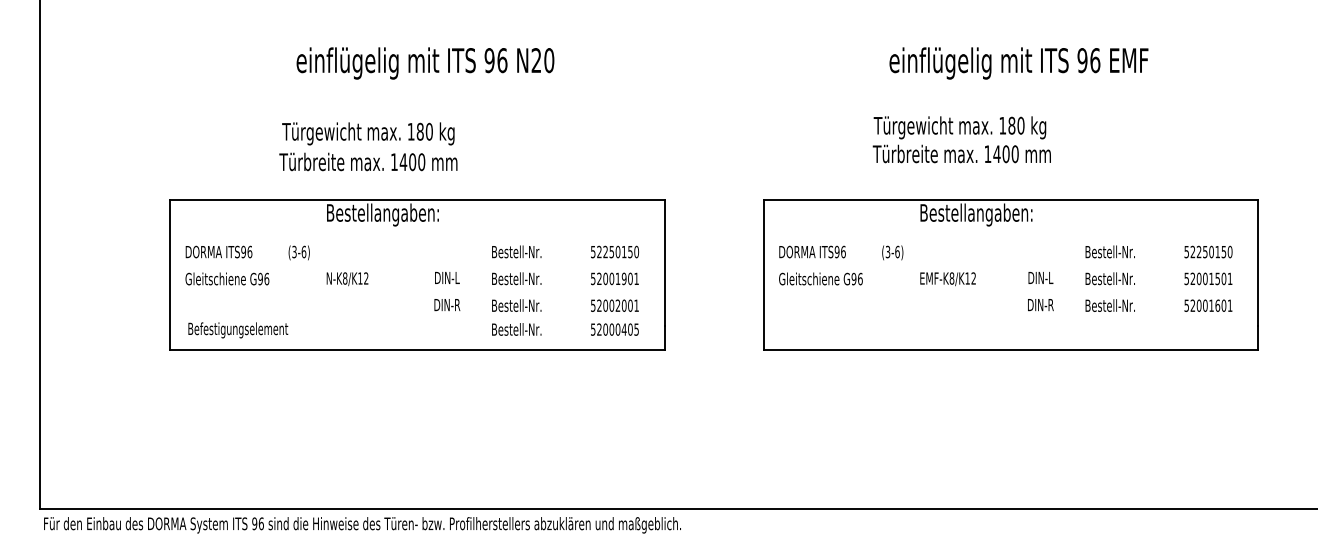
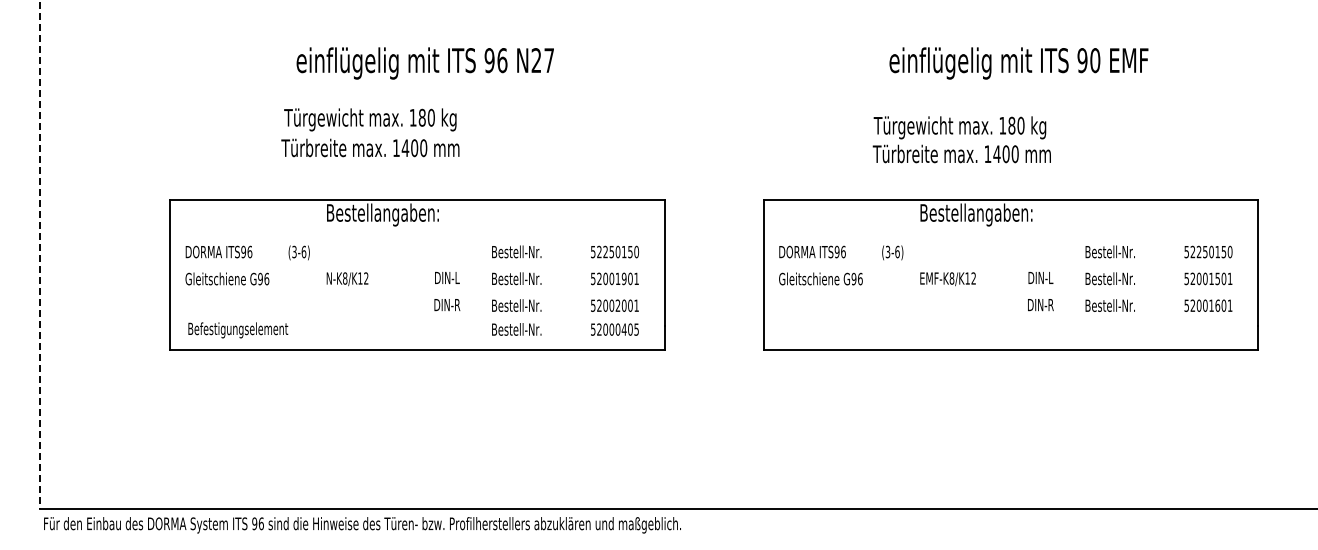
text: N20 -> N27 (549, 60)
text: 96 -> 90 (1095, 60)
text position: (368, 146) -> (370, 132) (370, 132)
line: solid -> dashed (39, 255)
